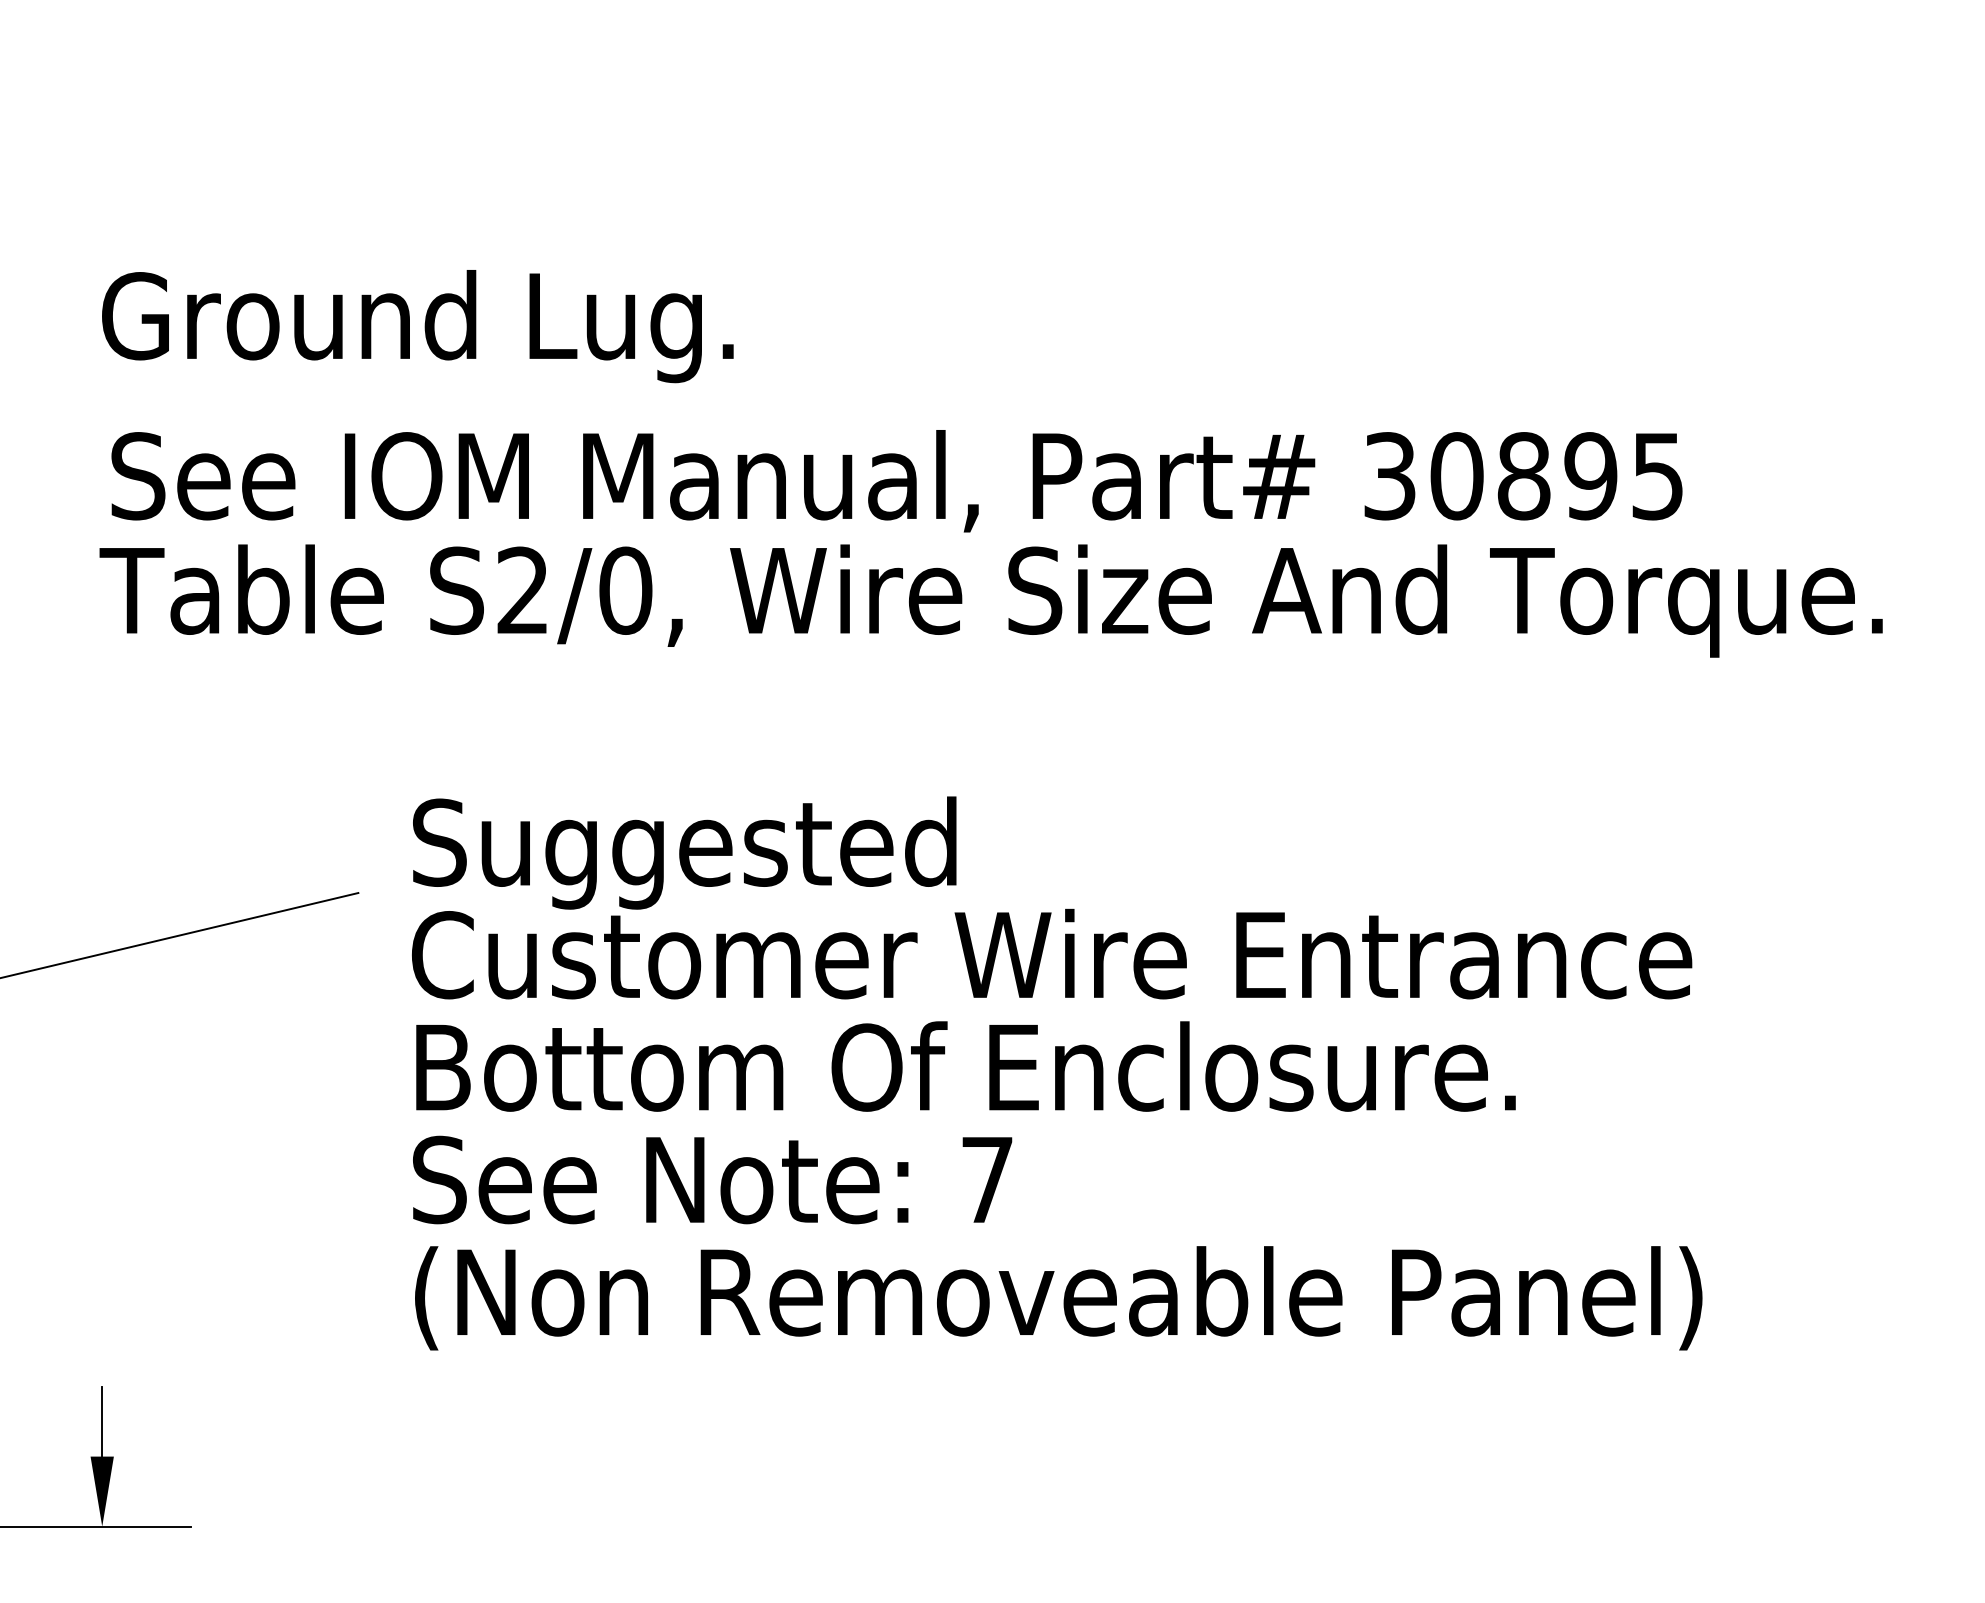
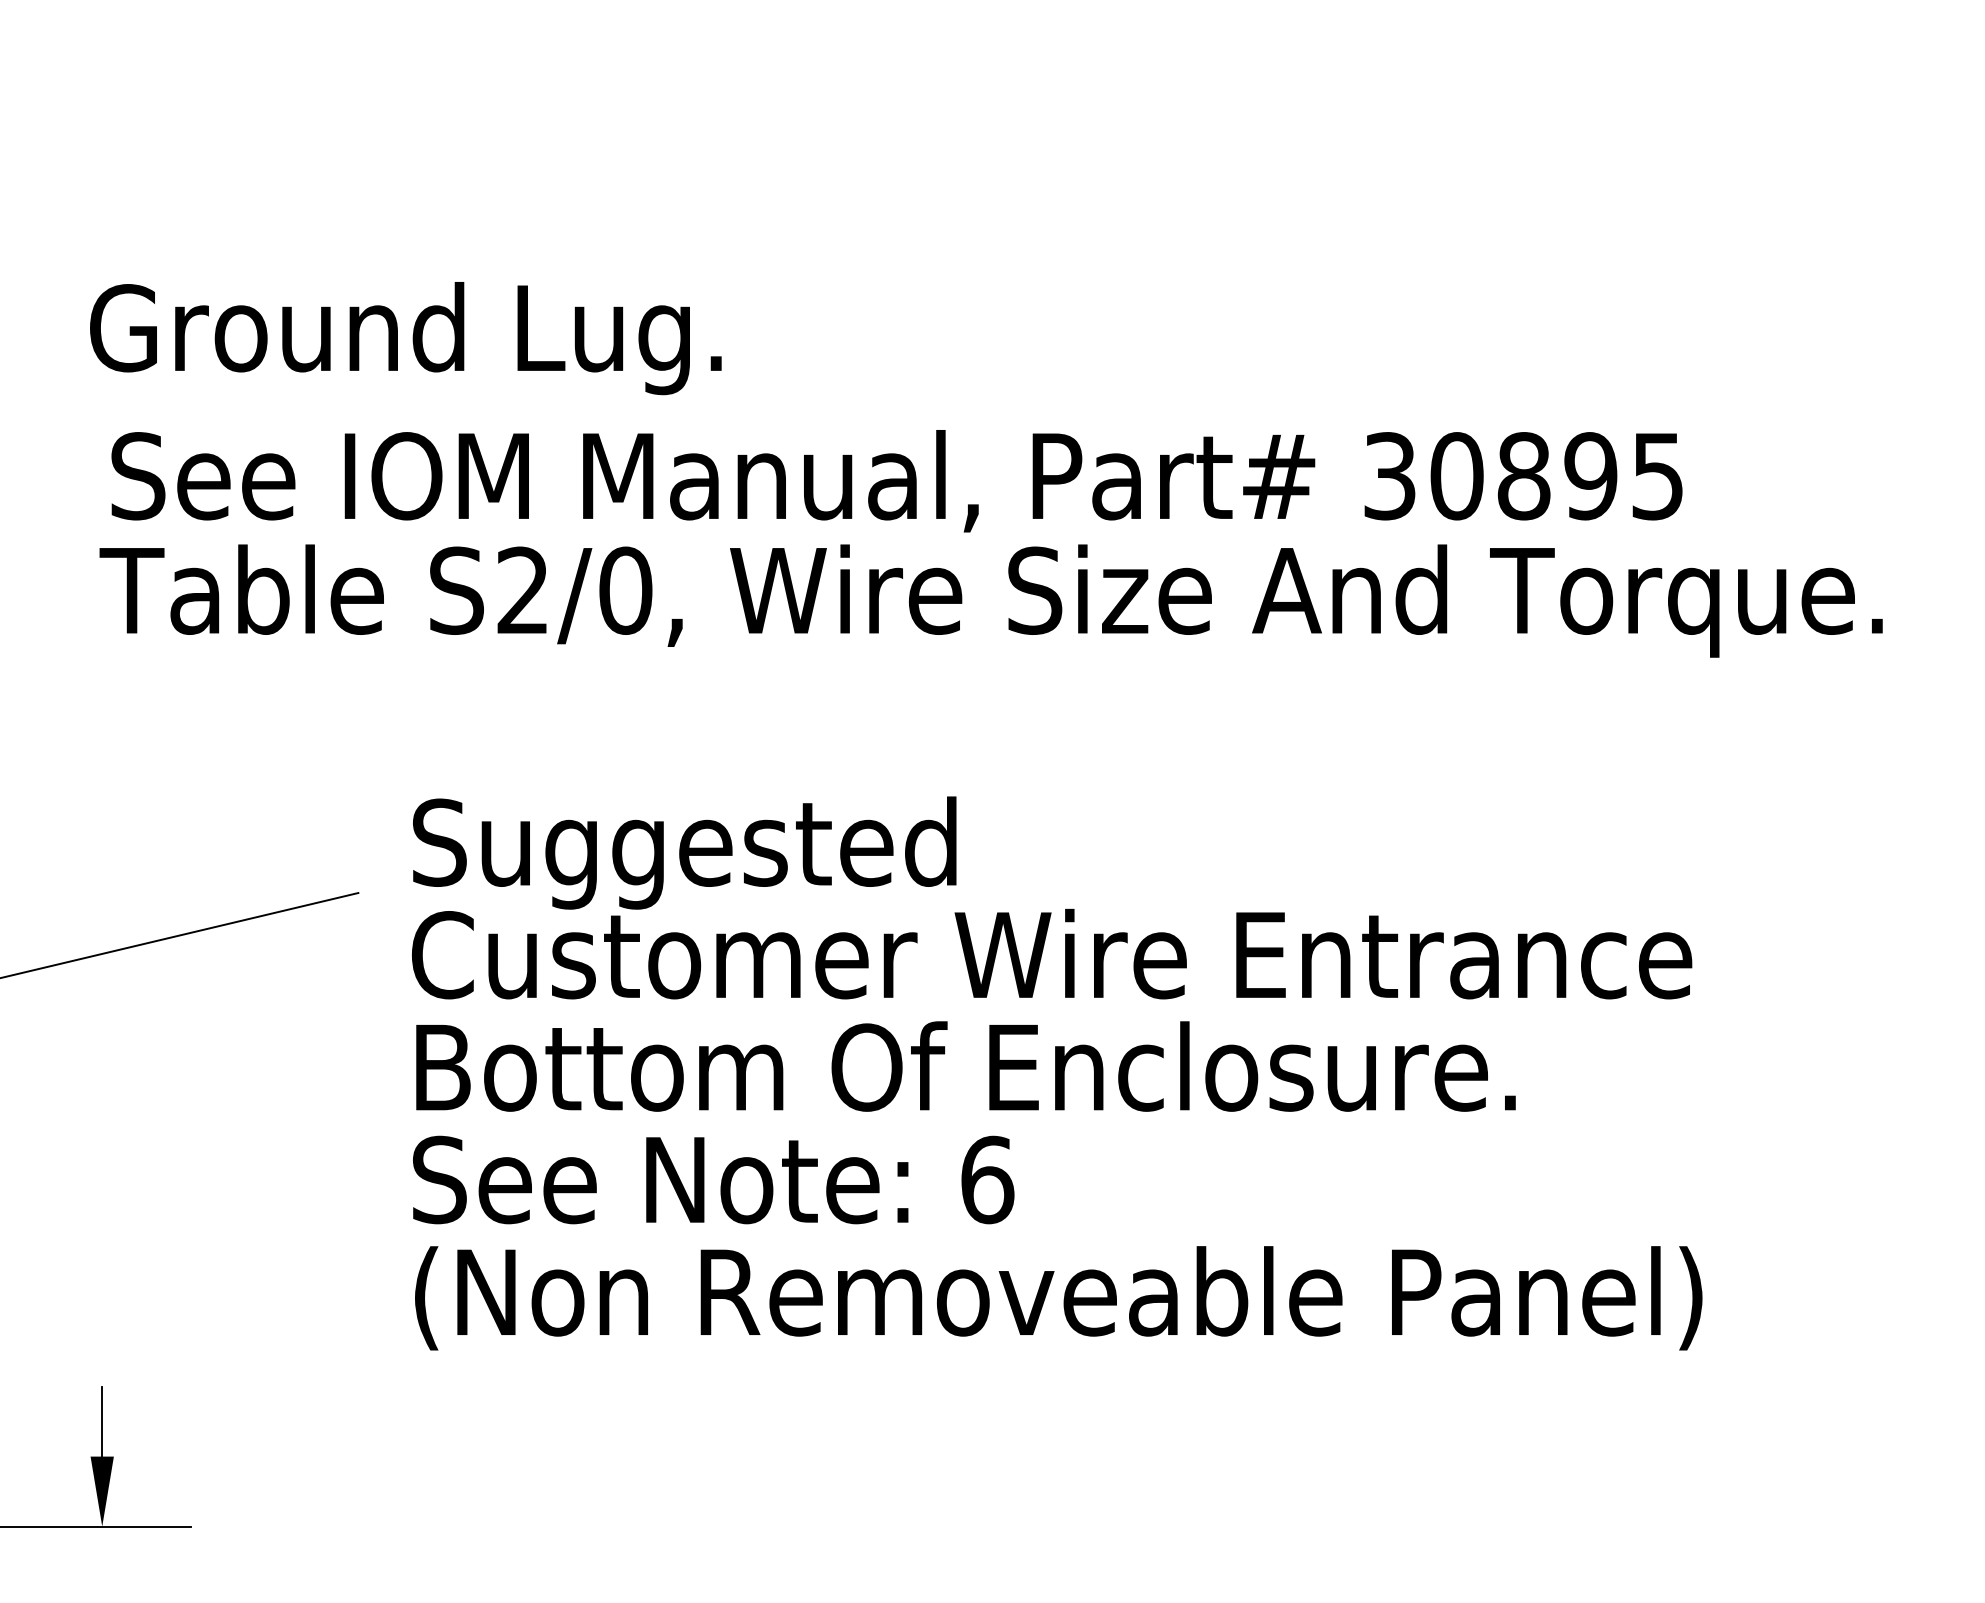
text position: (417, 326) -> (405, 338) (405, 338)
text: 7 -> 6 (987, 1179)
